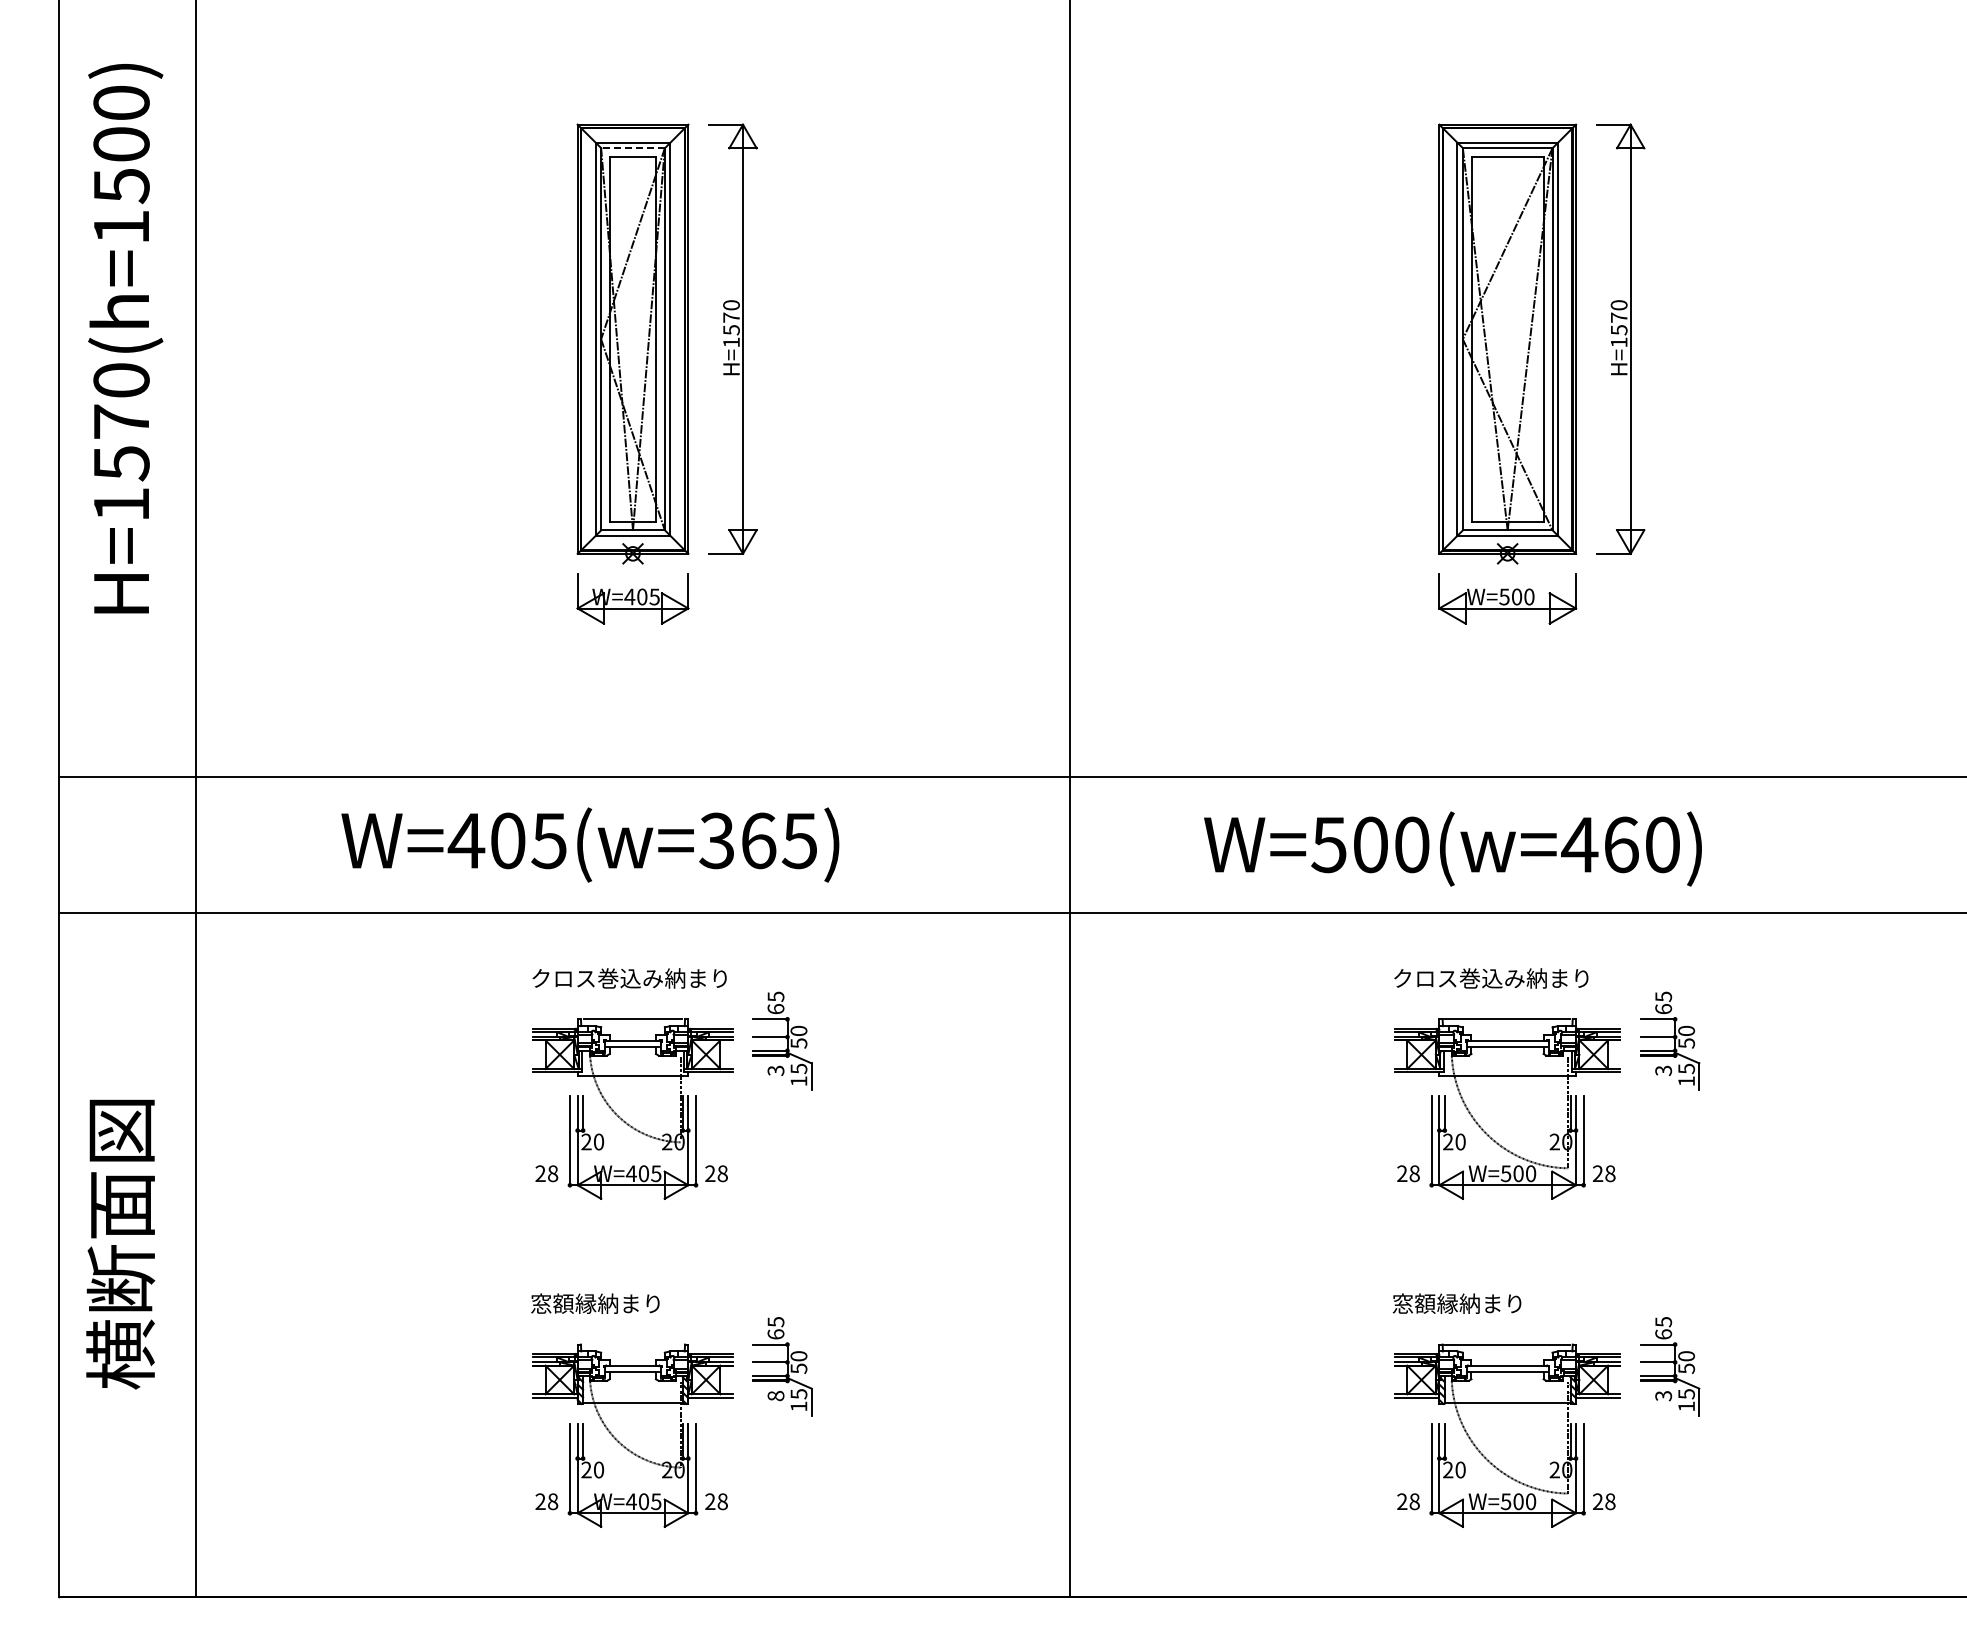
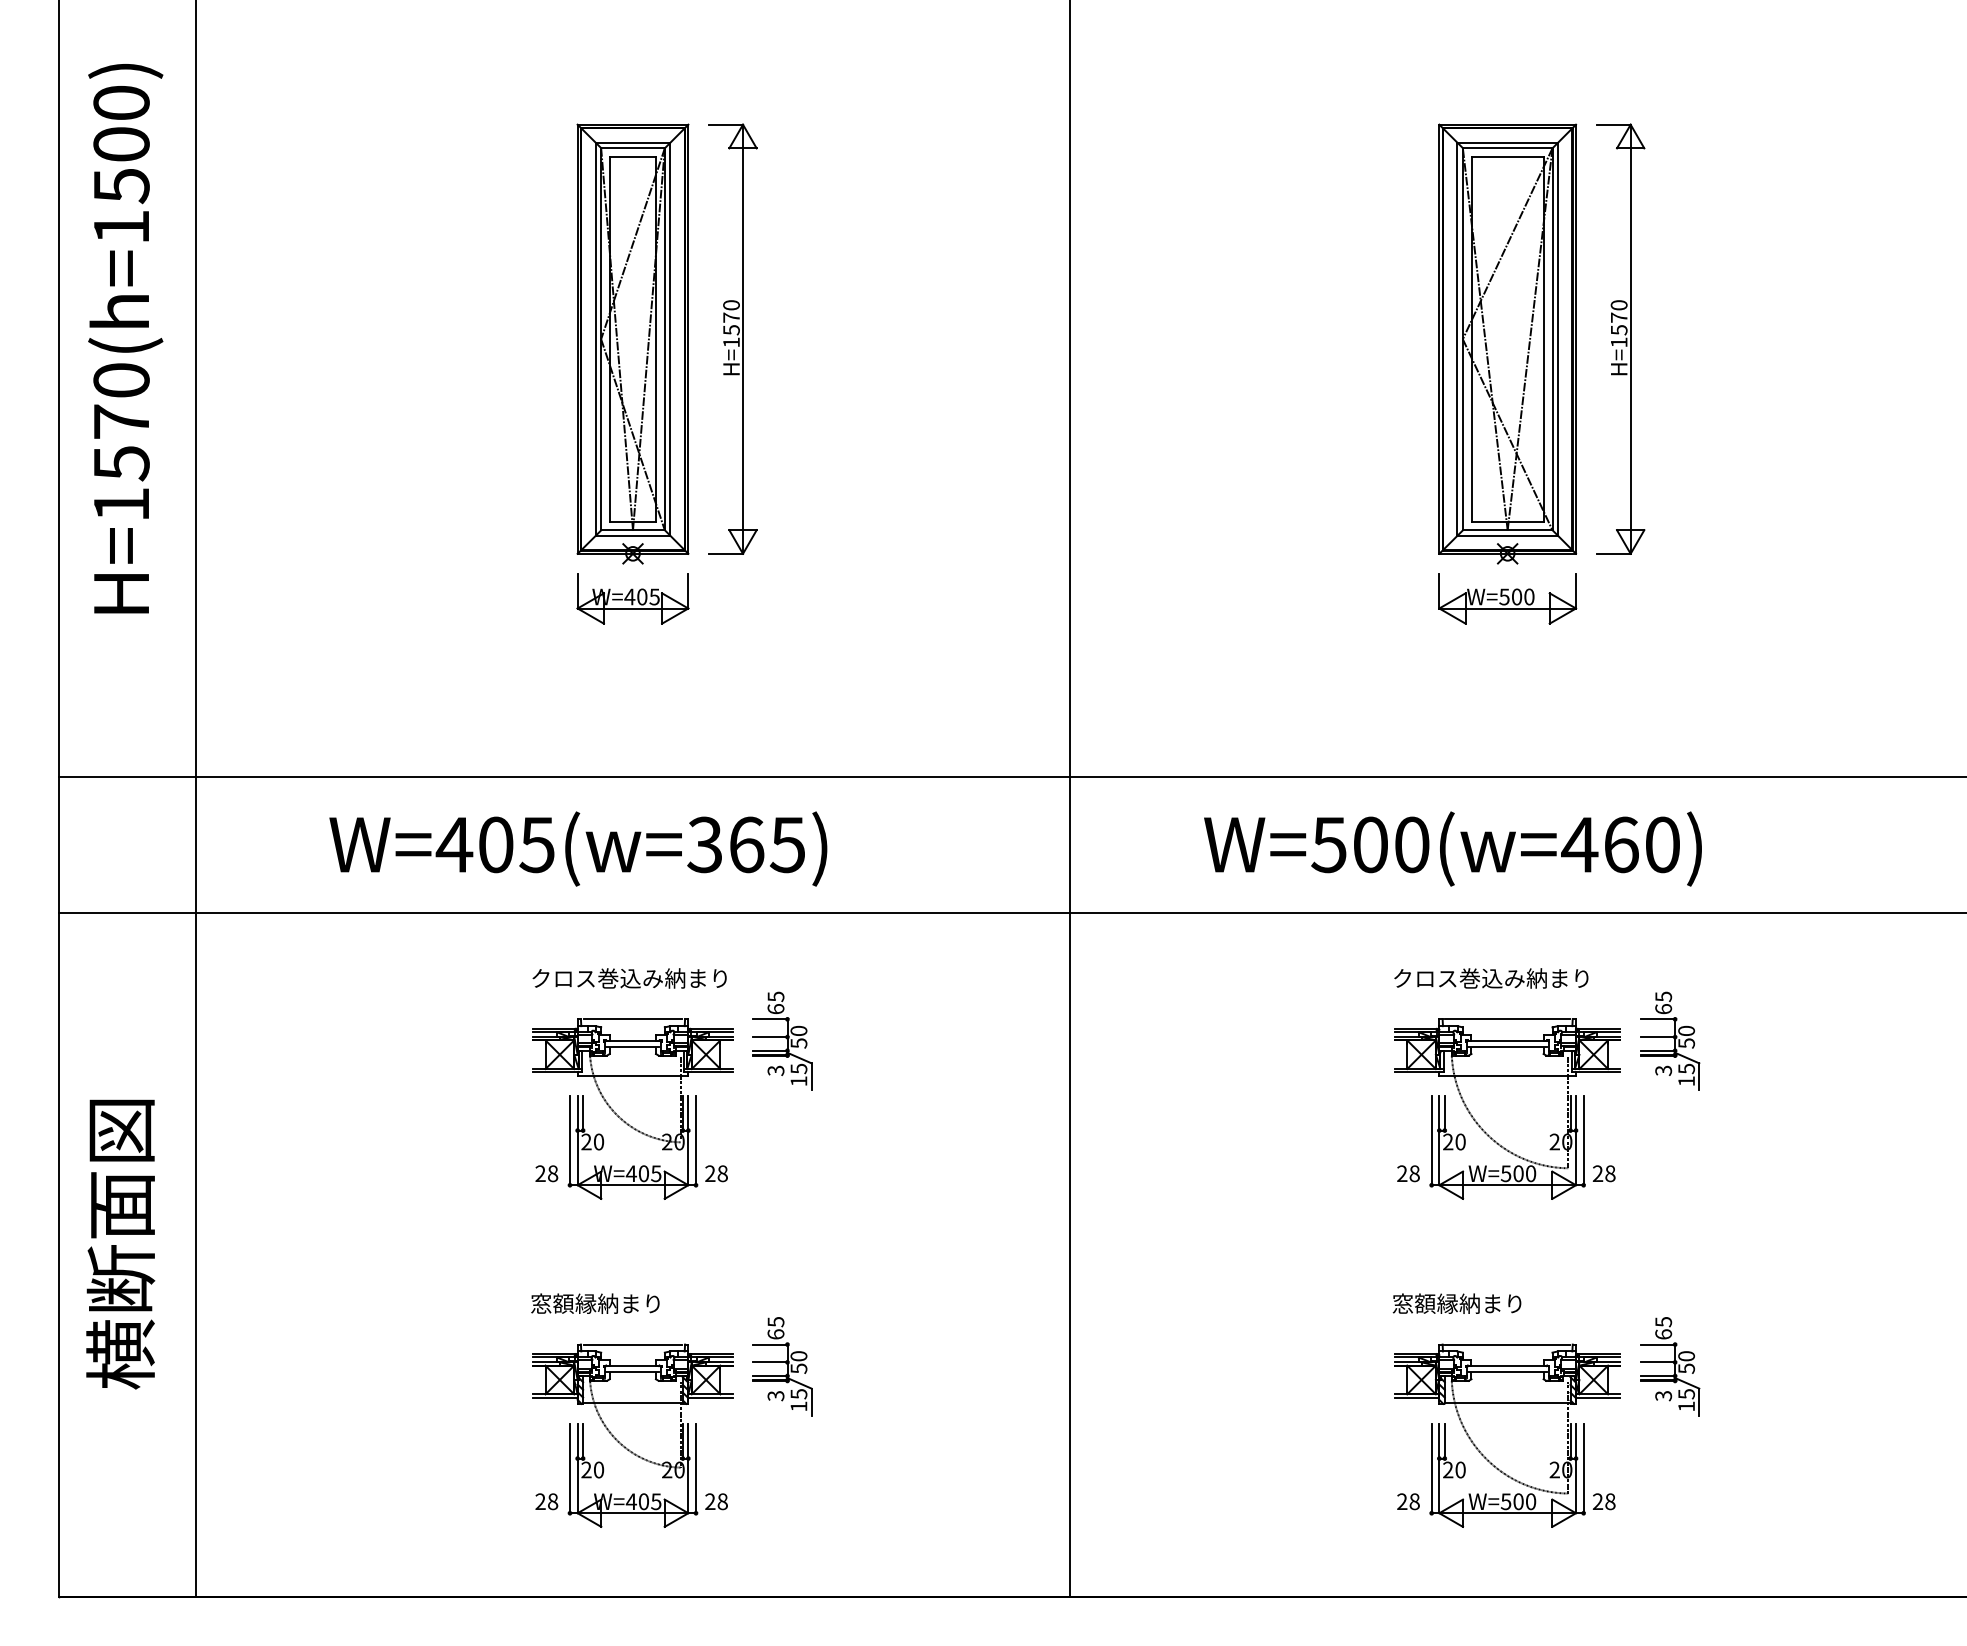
line: dashed -> solid (633, 148)
text position: (590, 844) -> (578, 848) (578, 848)
line: none -> present (632, 1344)
text: 8 -> 3 (775, 1395)
